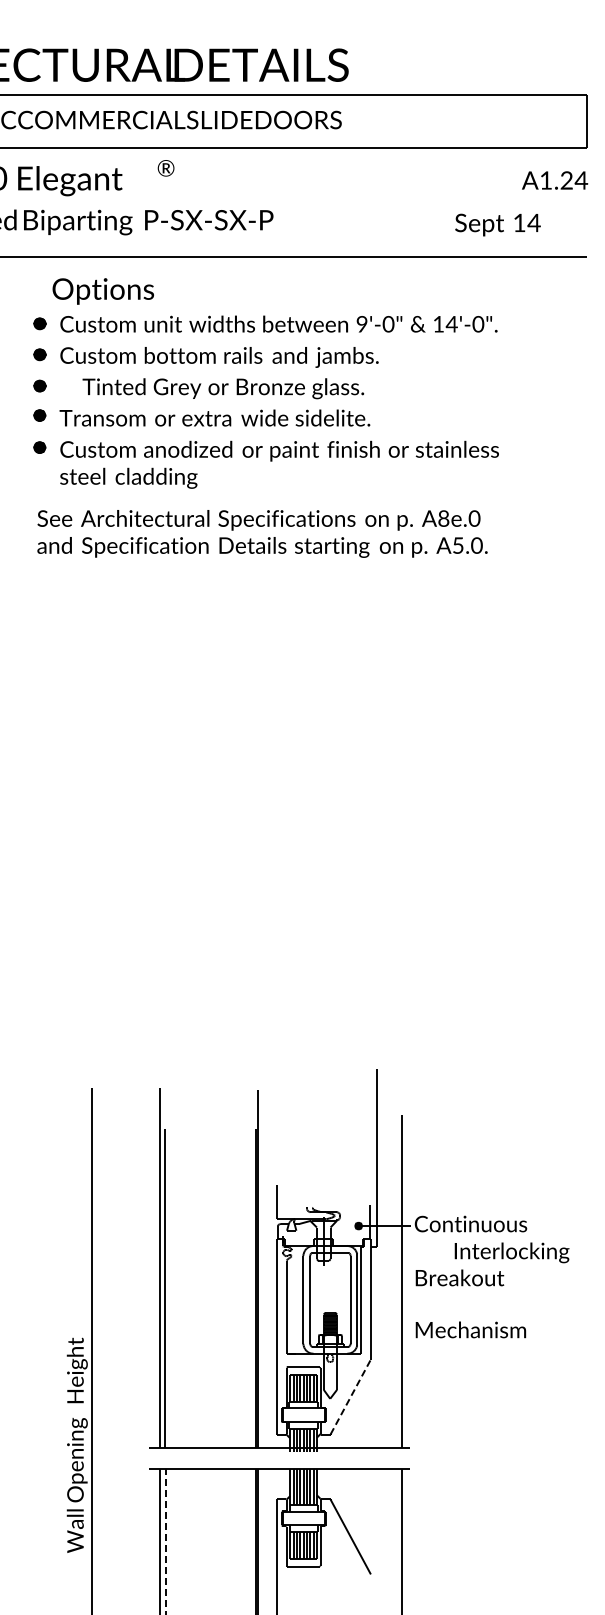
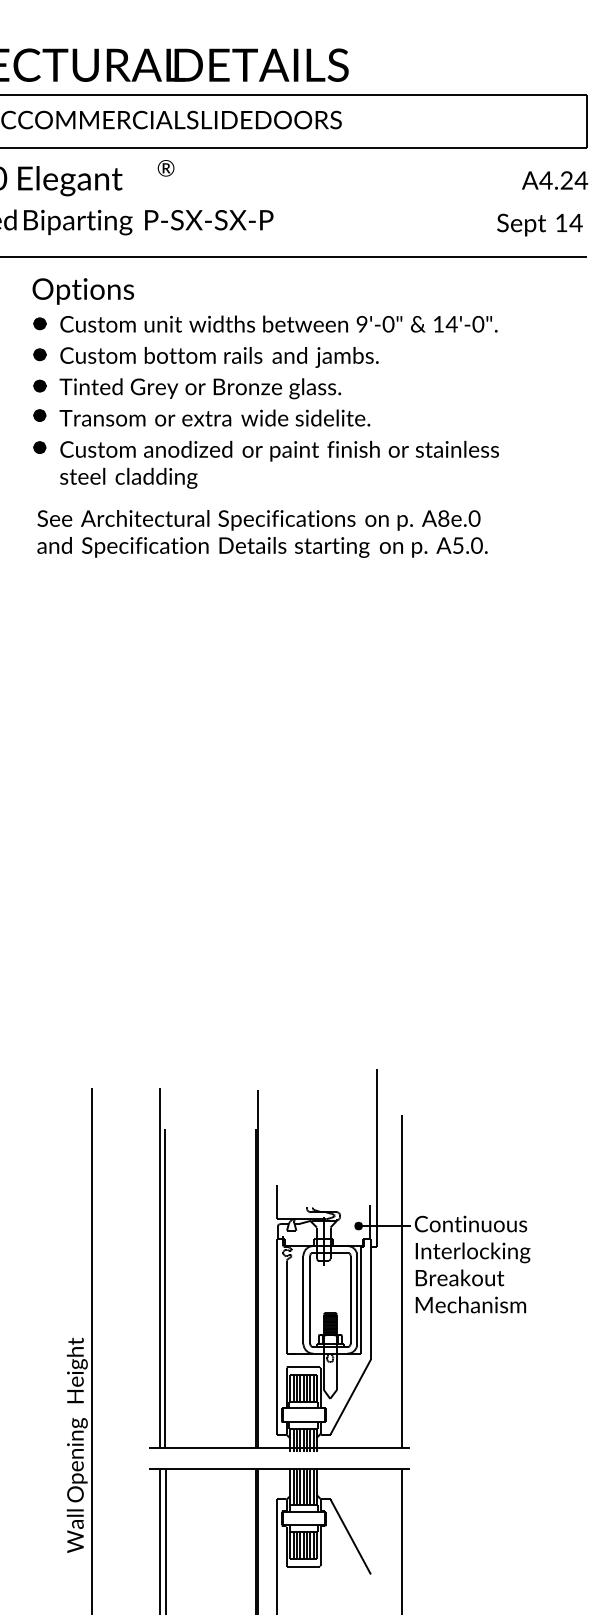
text: A1.24 -> A4.24 (545, 180)
text position: (497, 224) -> (539, 224) (539, 224)
text position: (102, 291) -> (82, 291) (82, 291)
text position: (223, 388) -> (200, 388) (200, 388)
text position: (511, 1252) -> (472, 1252) (472, 1252)
text position: (470, 1329) -> (470, 1304) (470, 1304)
line: dashed -> solid (350, 1397)
line: dashed -> solid (165, 1541)
